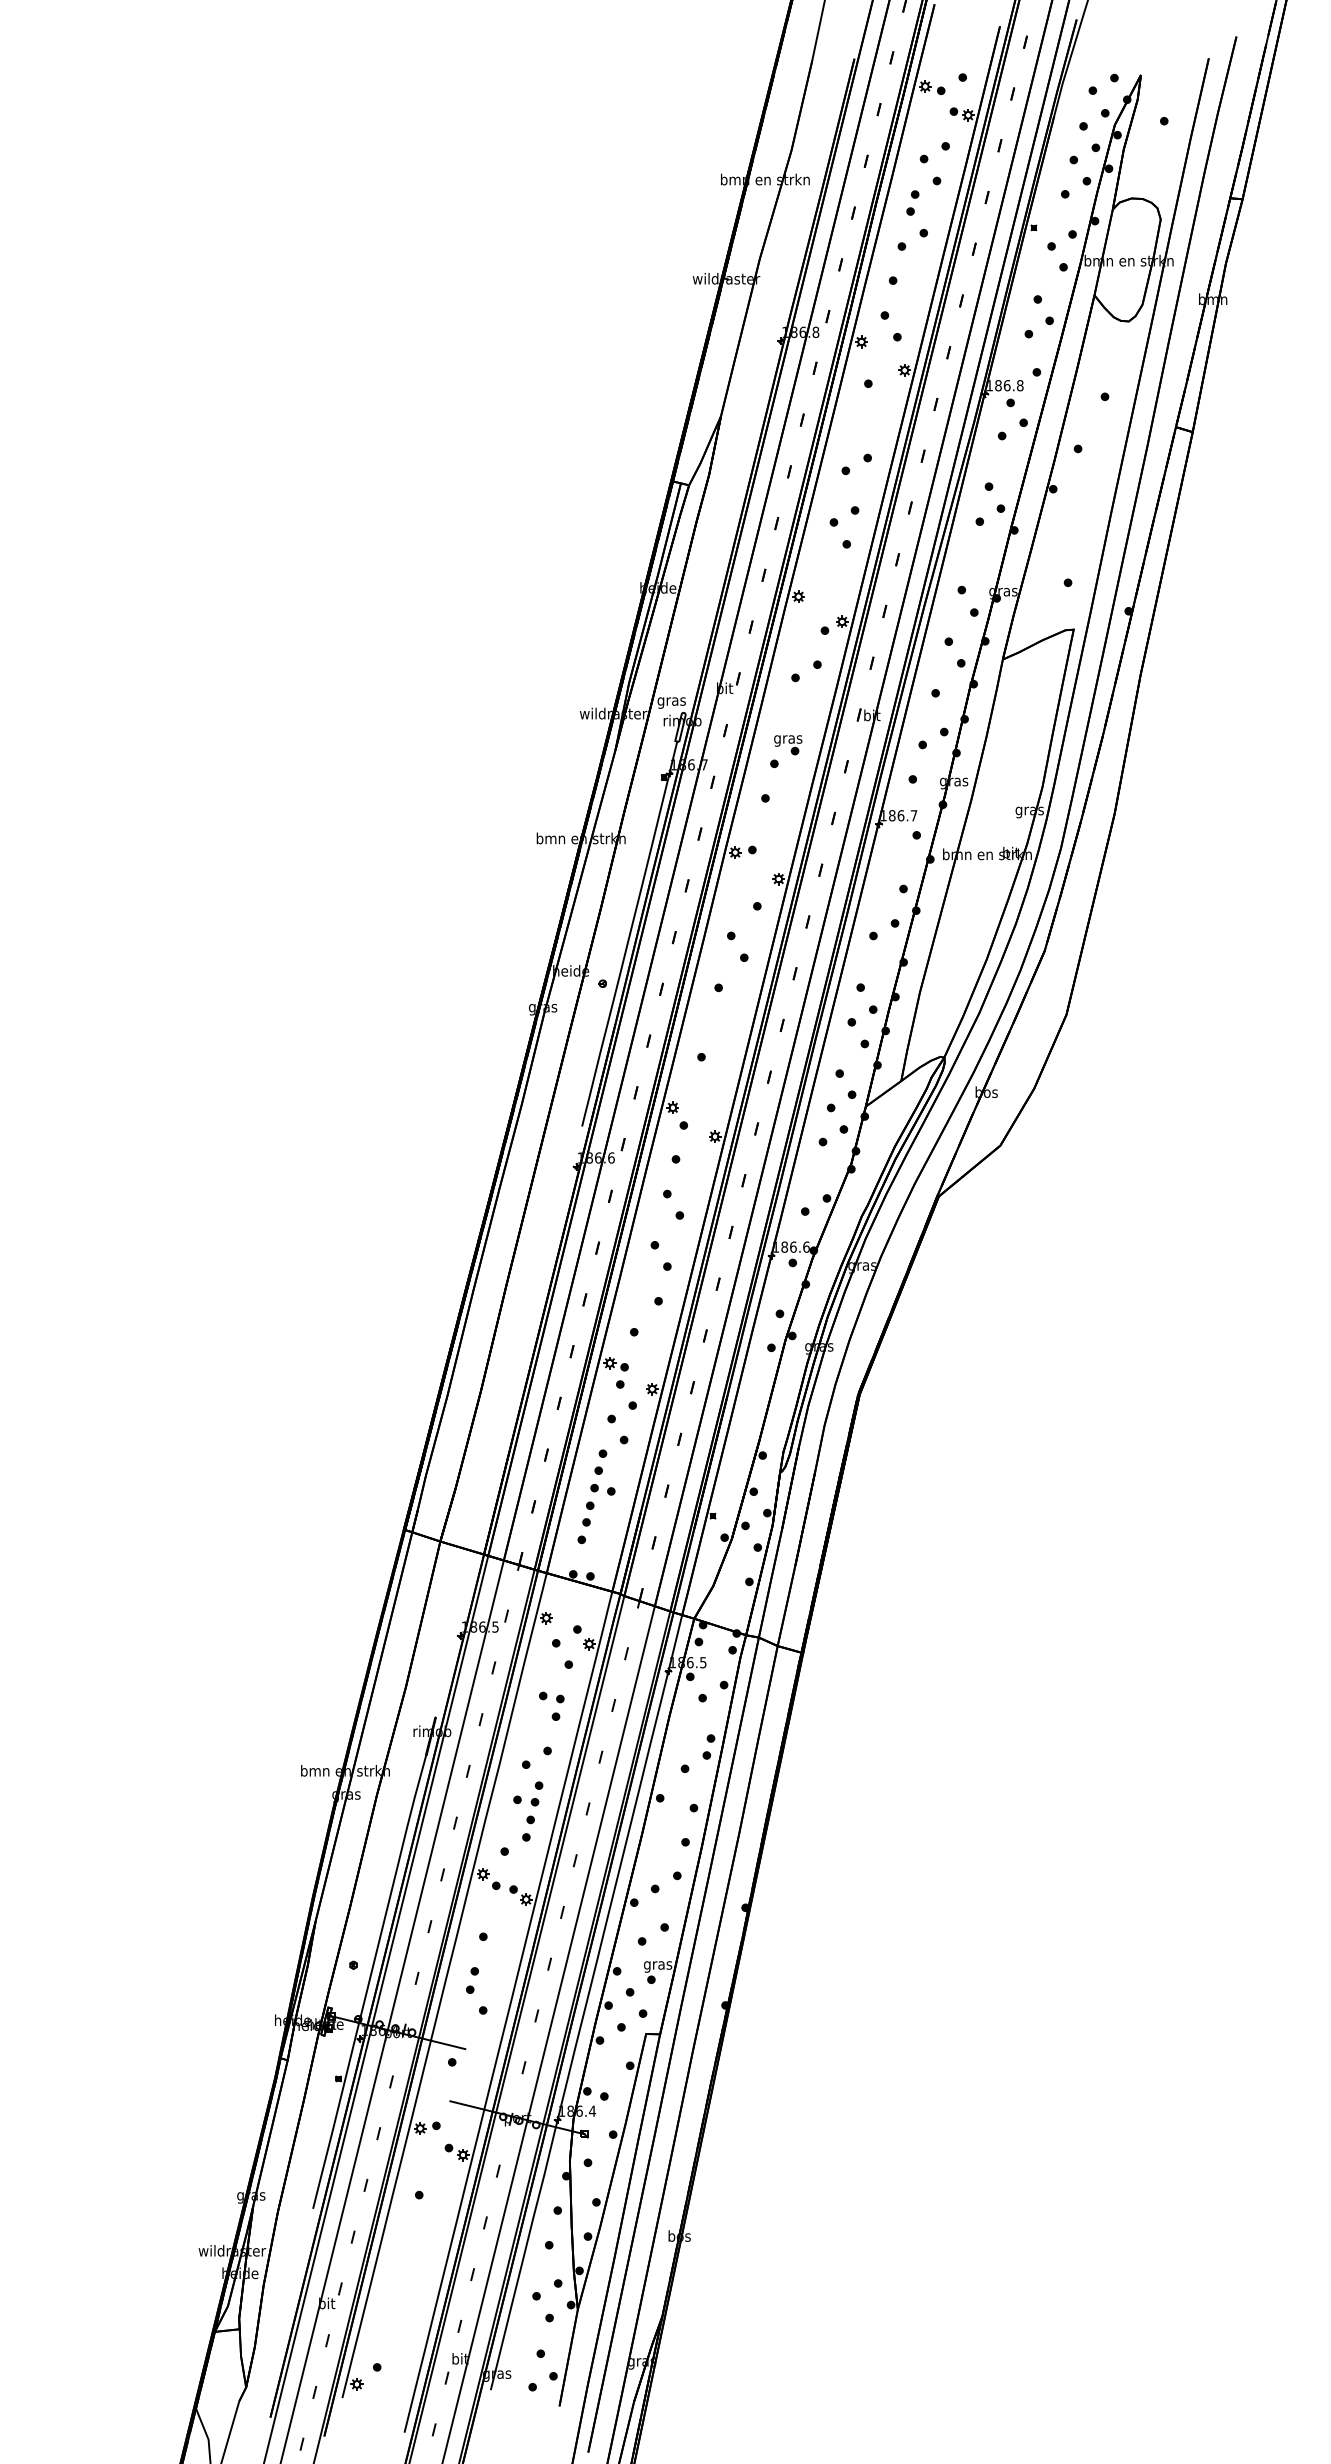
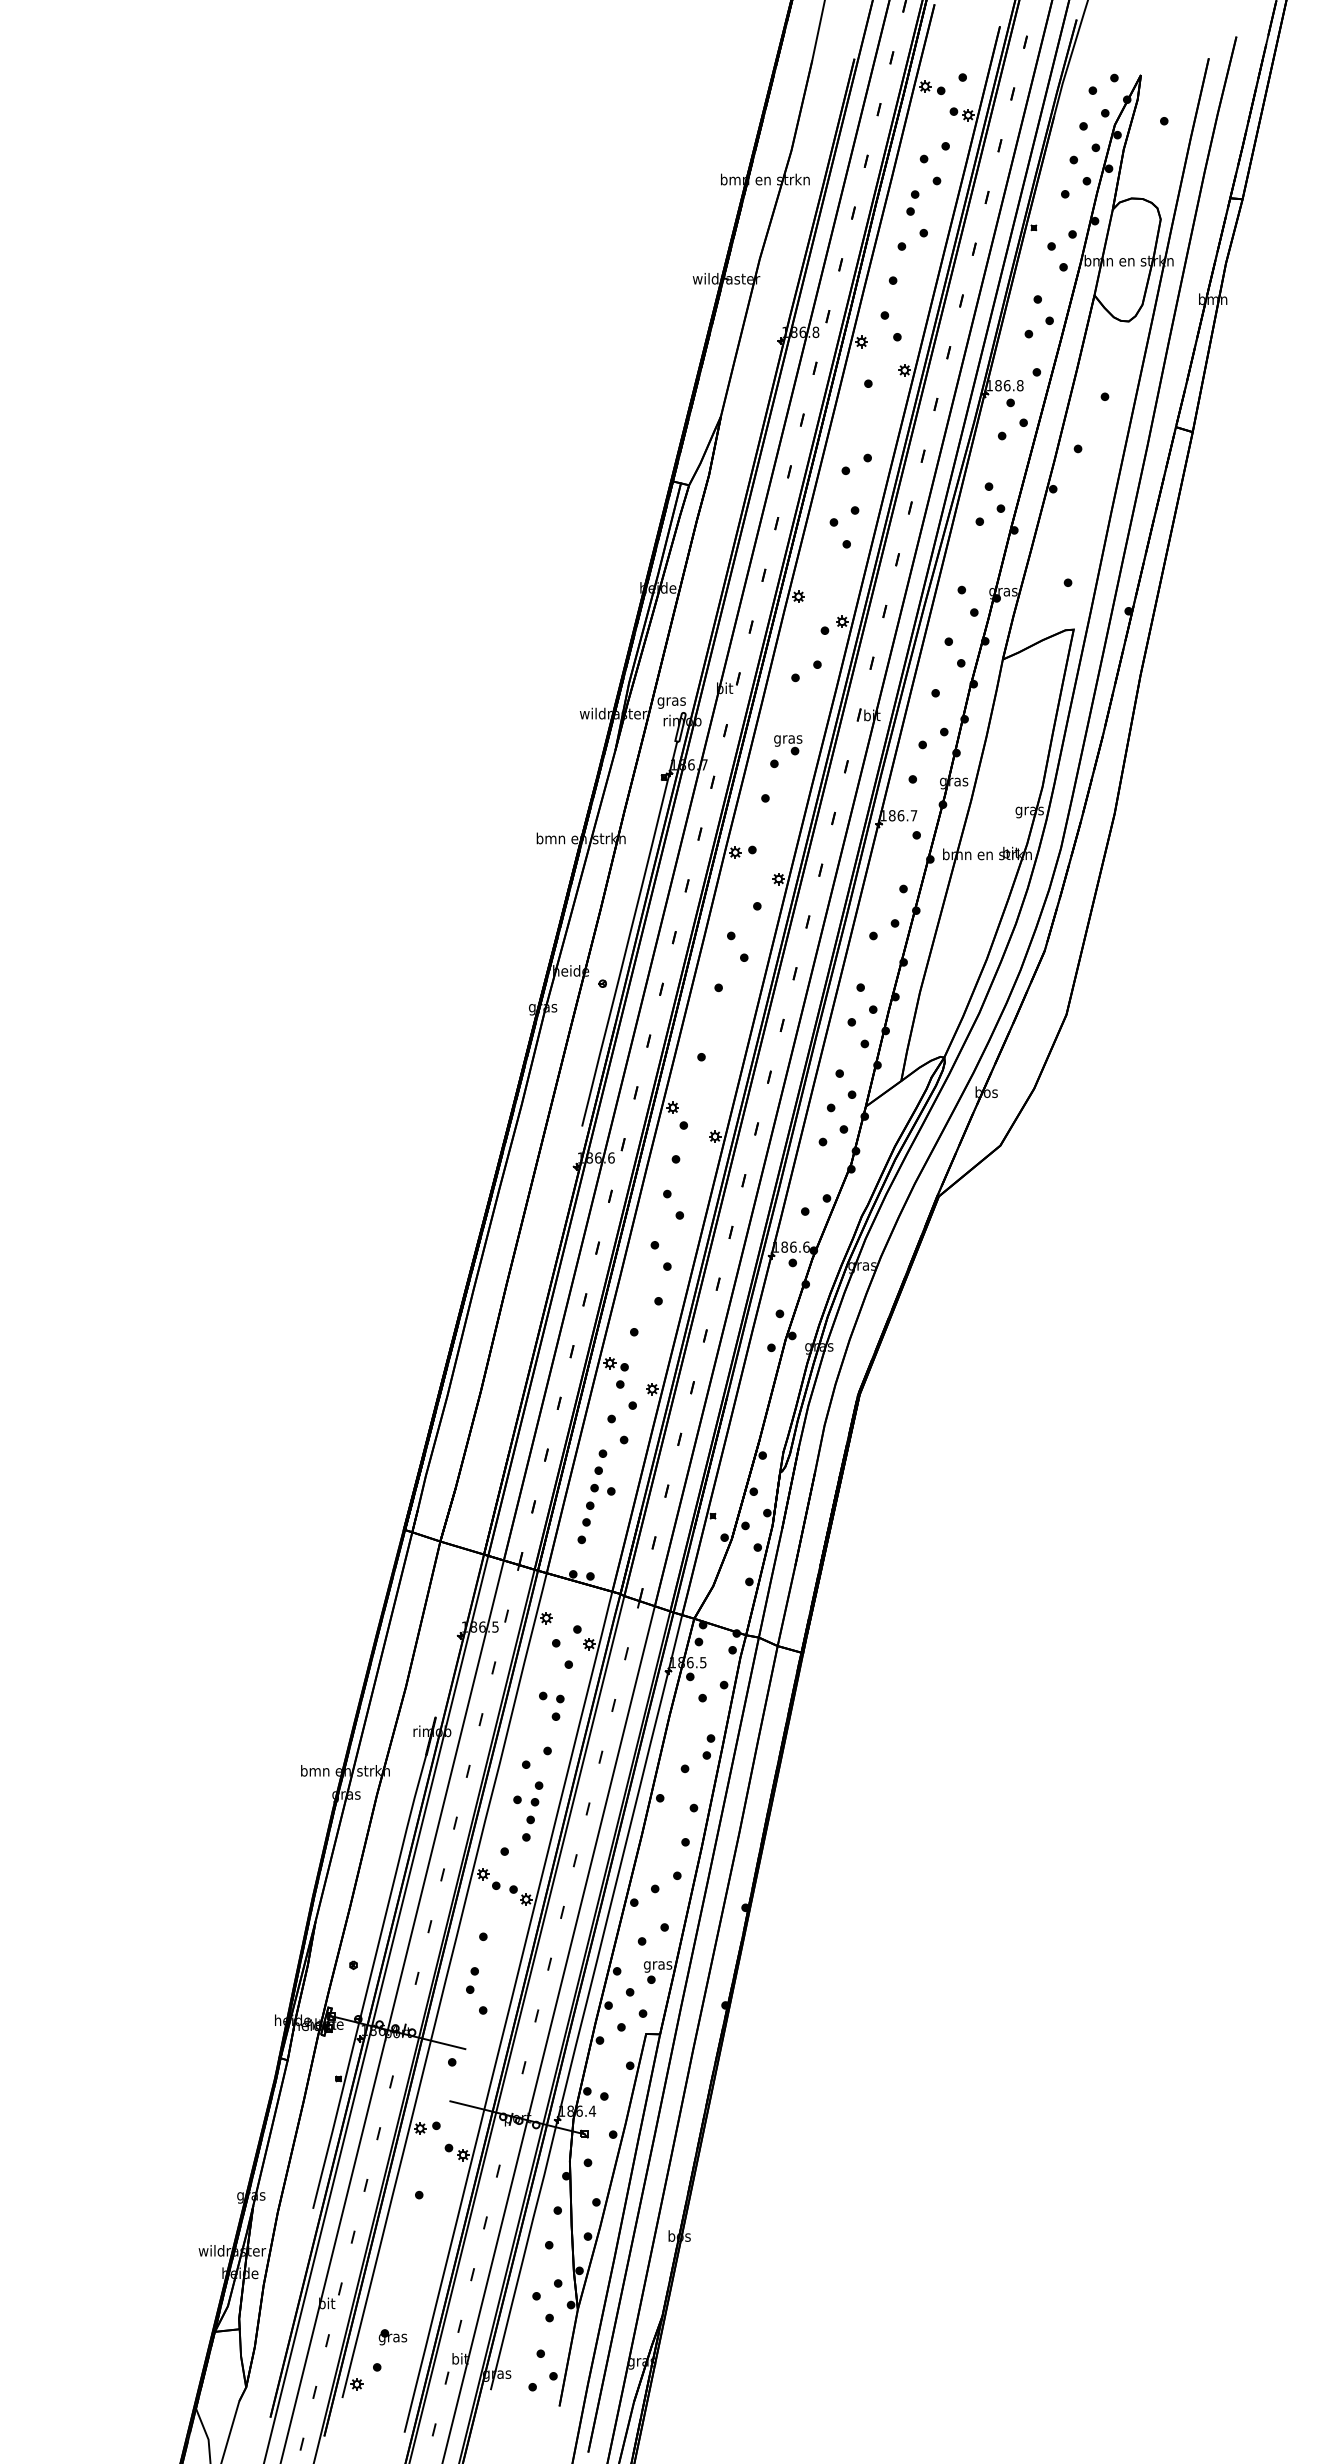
part: none -> present (392, 2337)
